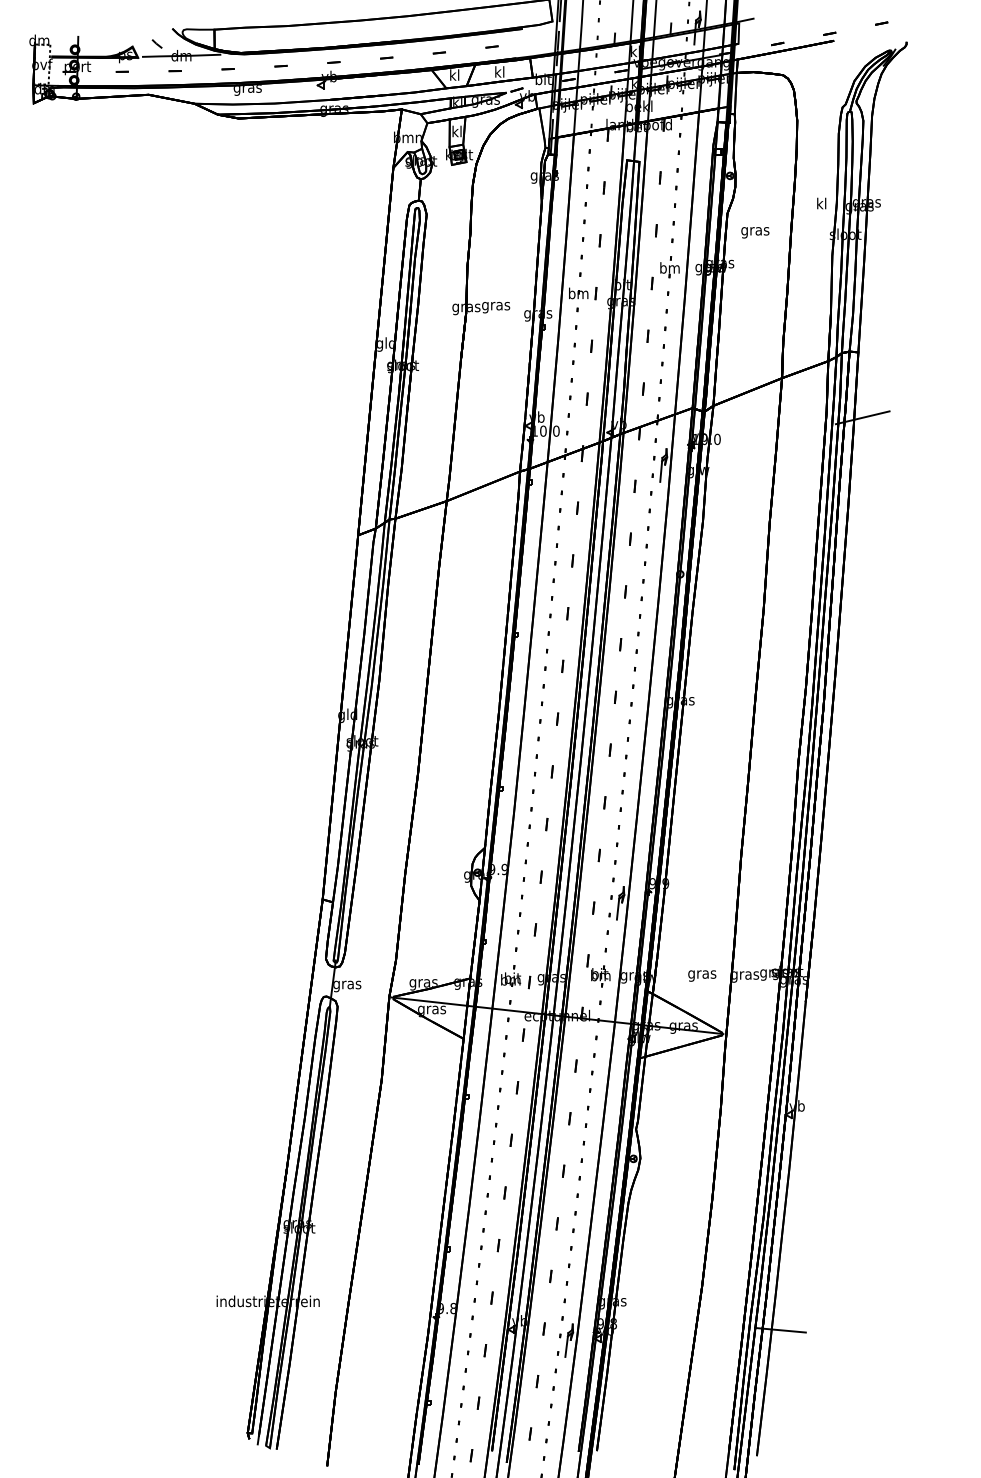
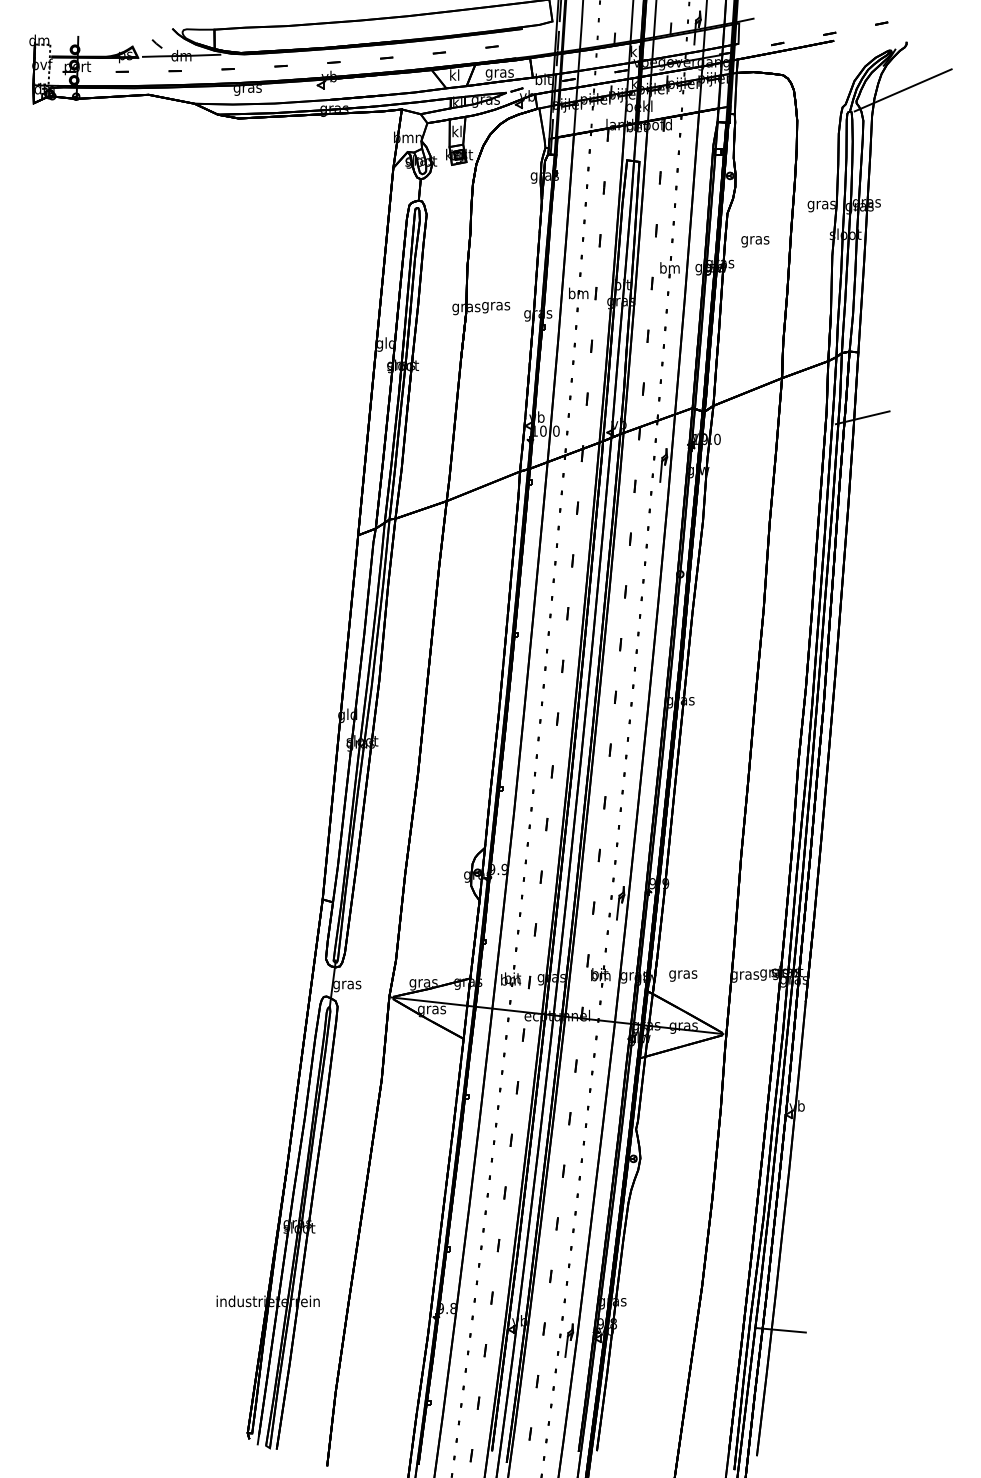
text: kl -> gras (499, 73)
line: none -> present (902, 90)
text: kl -> gras (821, 204)
text position: (755, 232) -> (755, 241) (755, 241)
text position: (702, 975) -> (683, 975) (683, 975)
